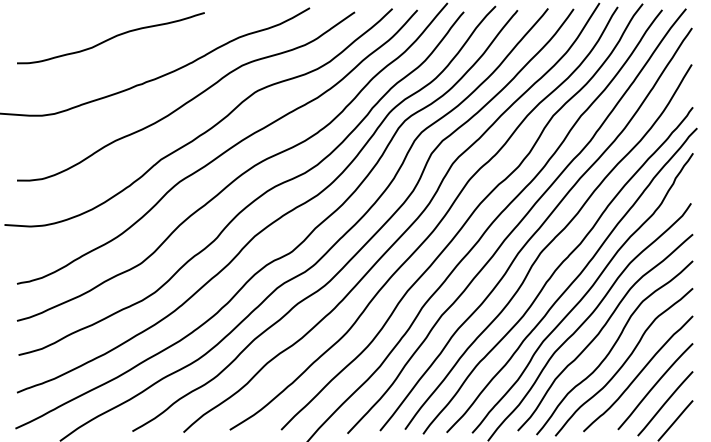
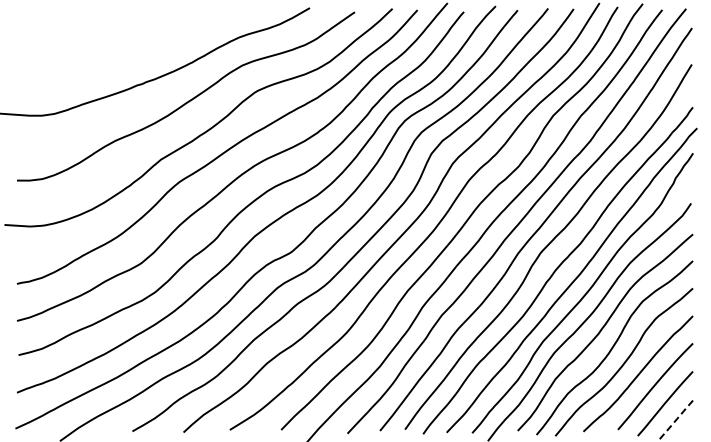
curve: present -> none (110, 38)
line: solid -> dashed (675, 420)
